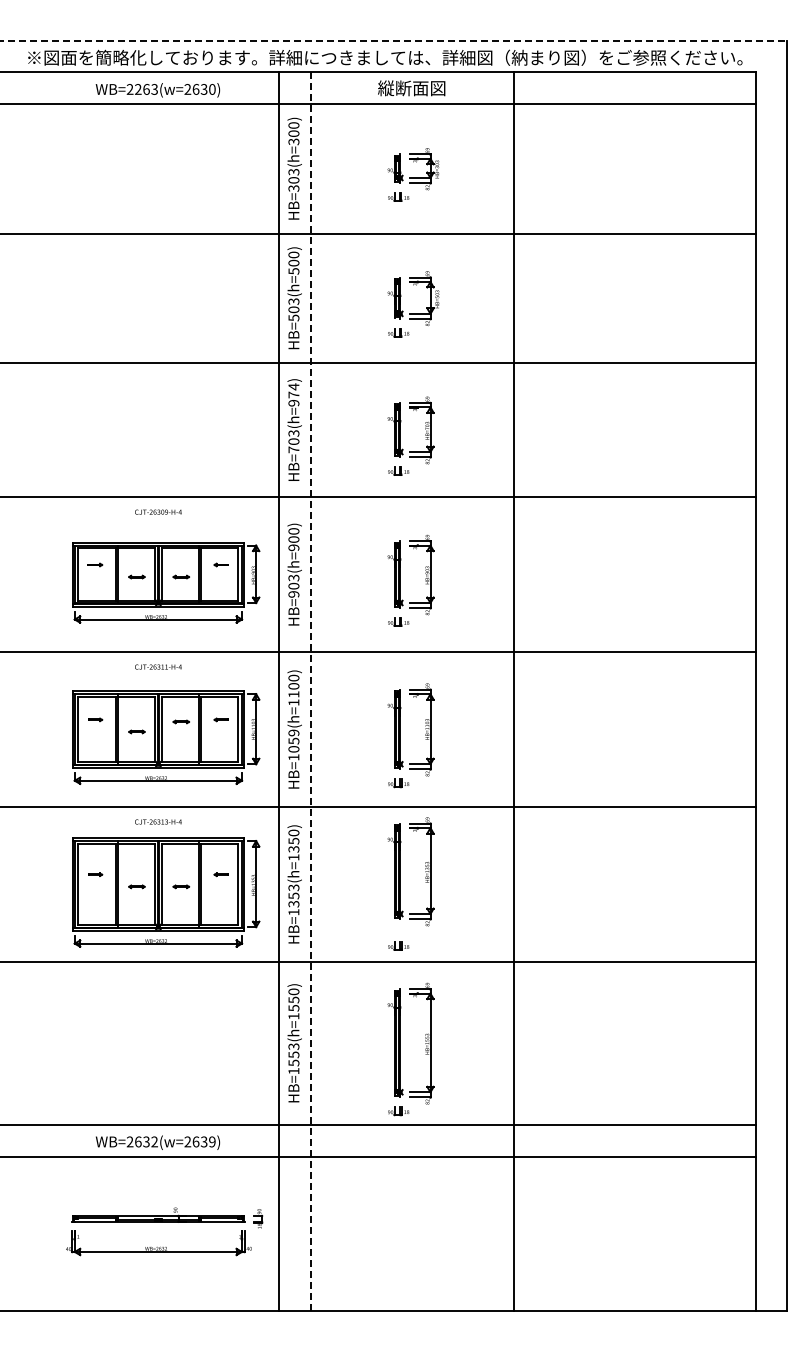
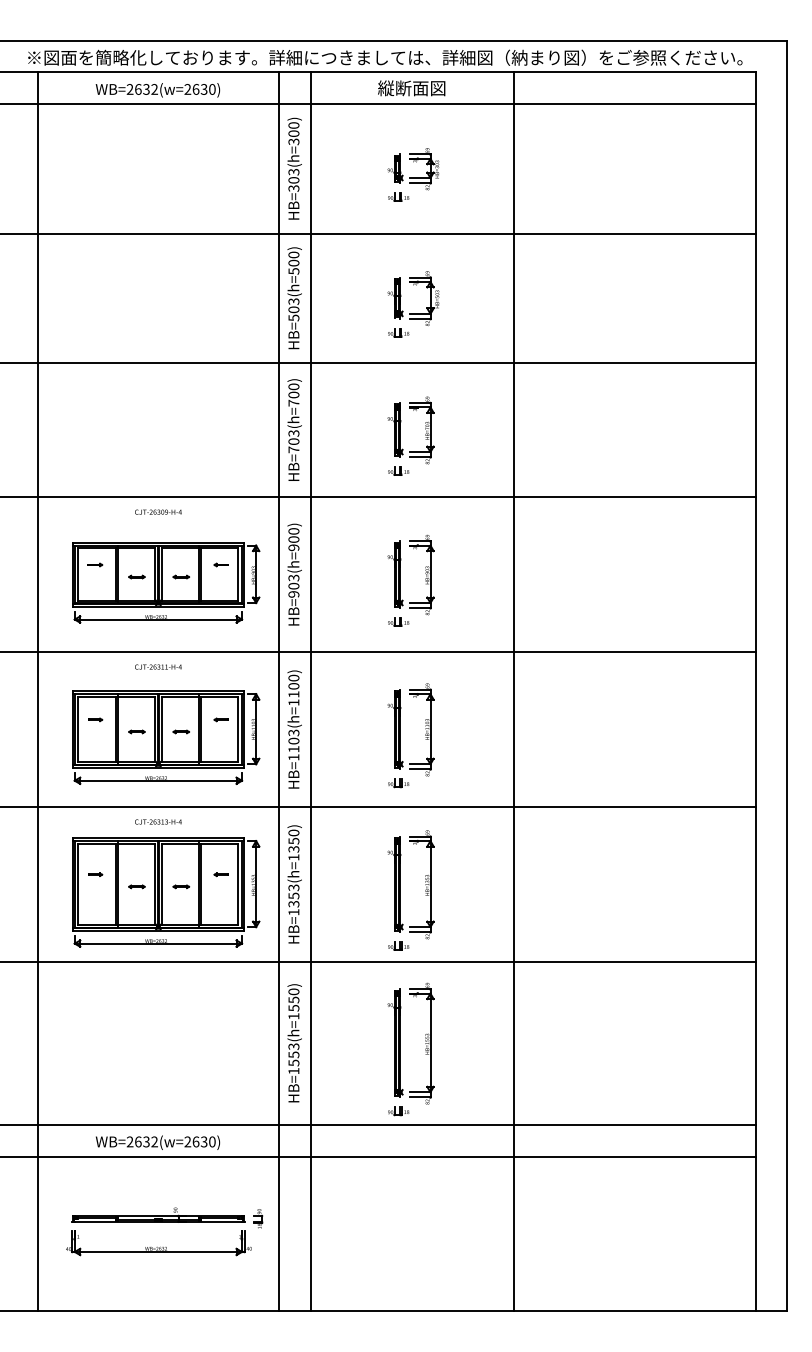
line: dashed -> solid (394, 40)
text: WB=2263(w=2630) -> WB=2632(w=2630) (146, 89)
text: HB=703(h=974) -> HB=703(h=700) (293, 394)
line: none -> present (37, 691)
line: dashed -> solid (310, 691)
part position: (180, 721) -> (180, 731) (180, 731)
text: HB=1059(h=1100) -> HB=1103(h=1100) (293, 740)
part position: (400, 871) -> (400, 884) (400, 884)
text: WB=2632(w=2639) -> WB=2632(w=2630) (212, 1141)
